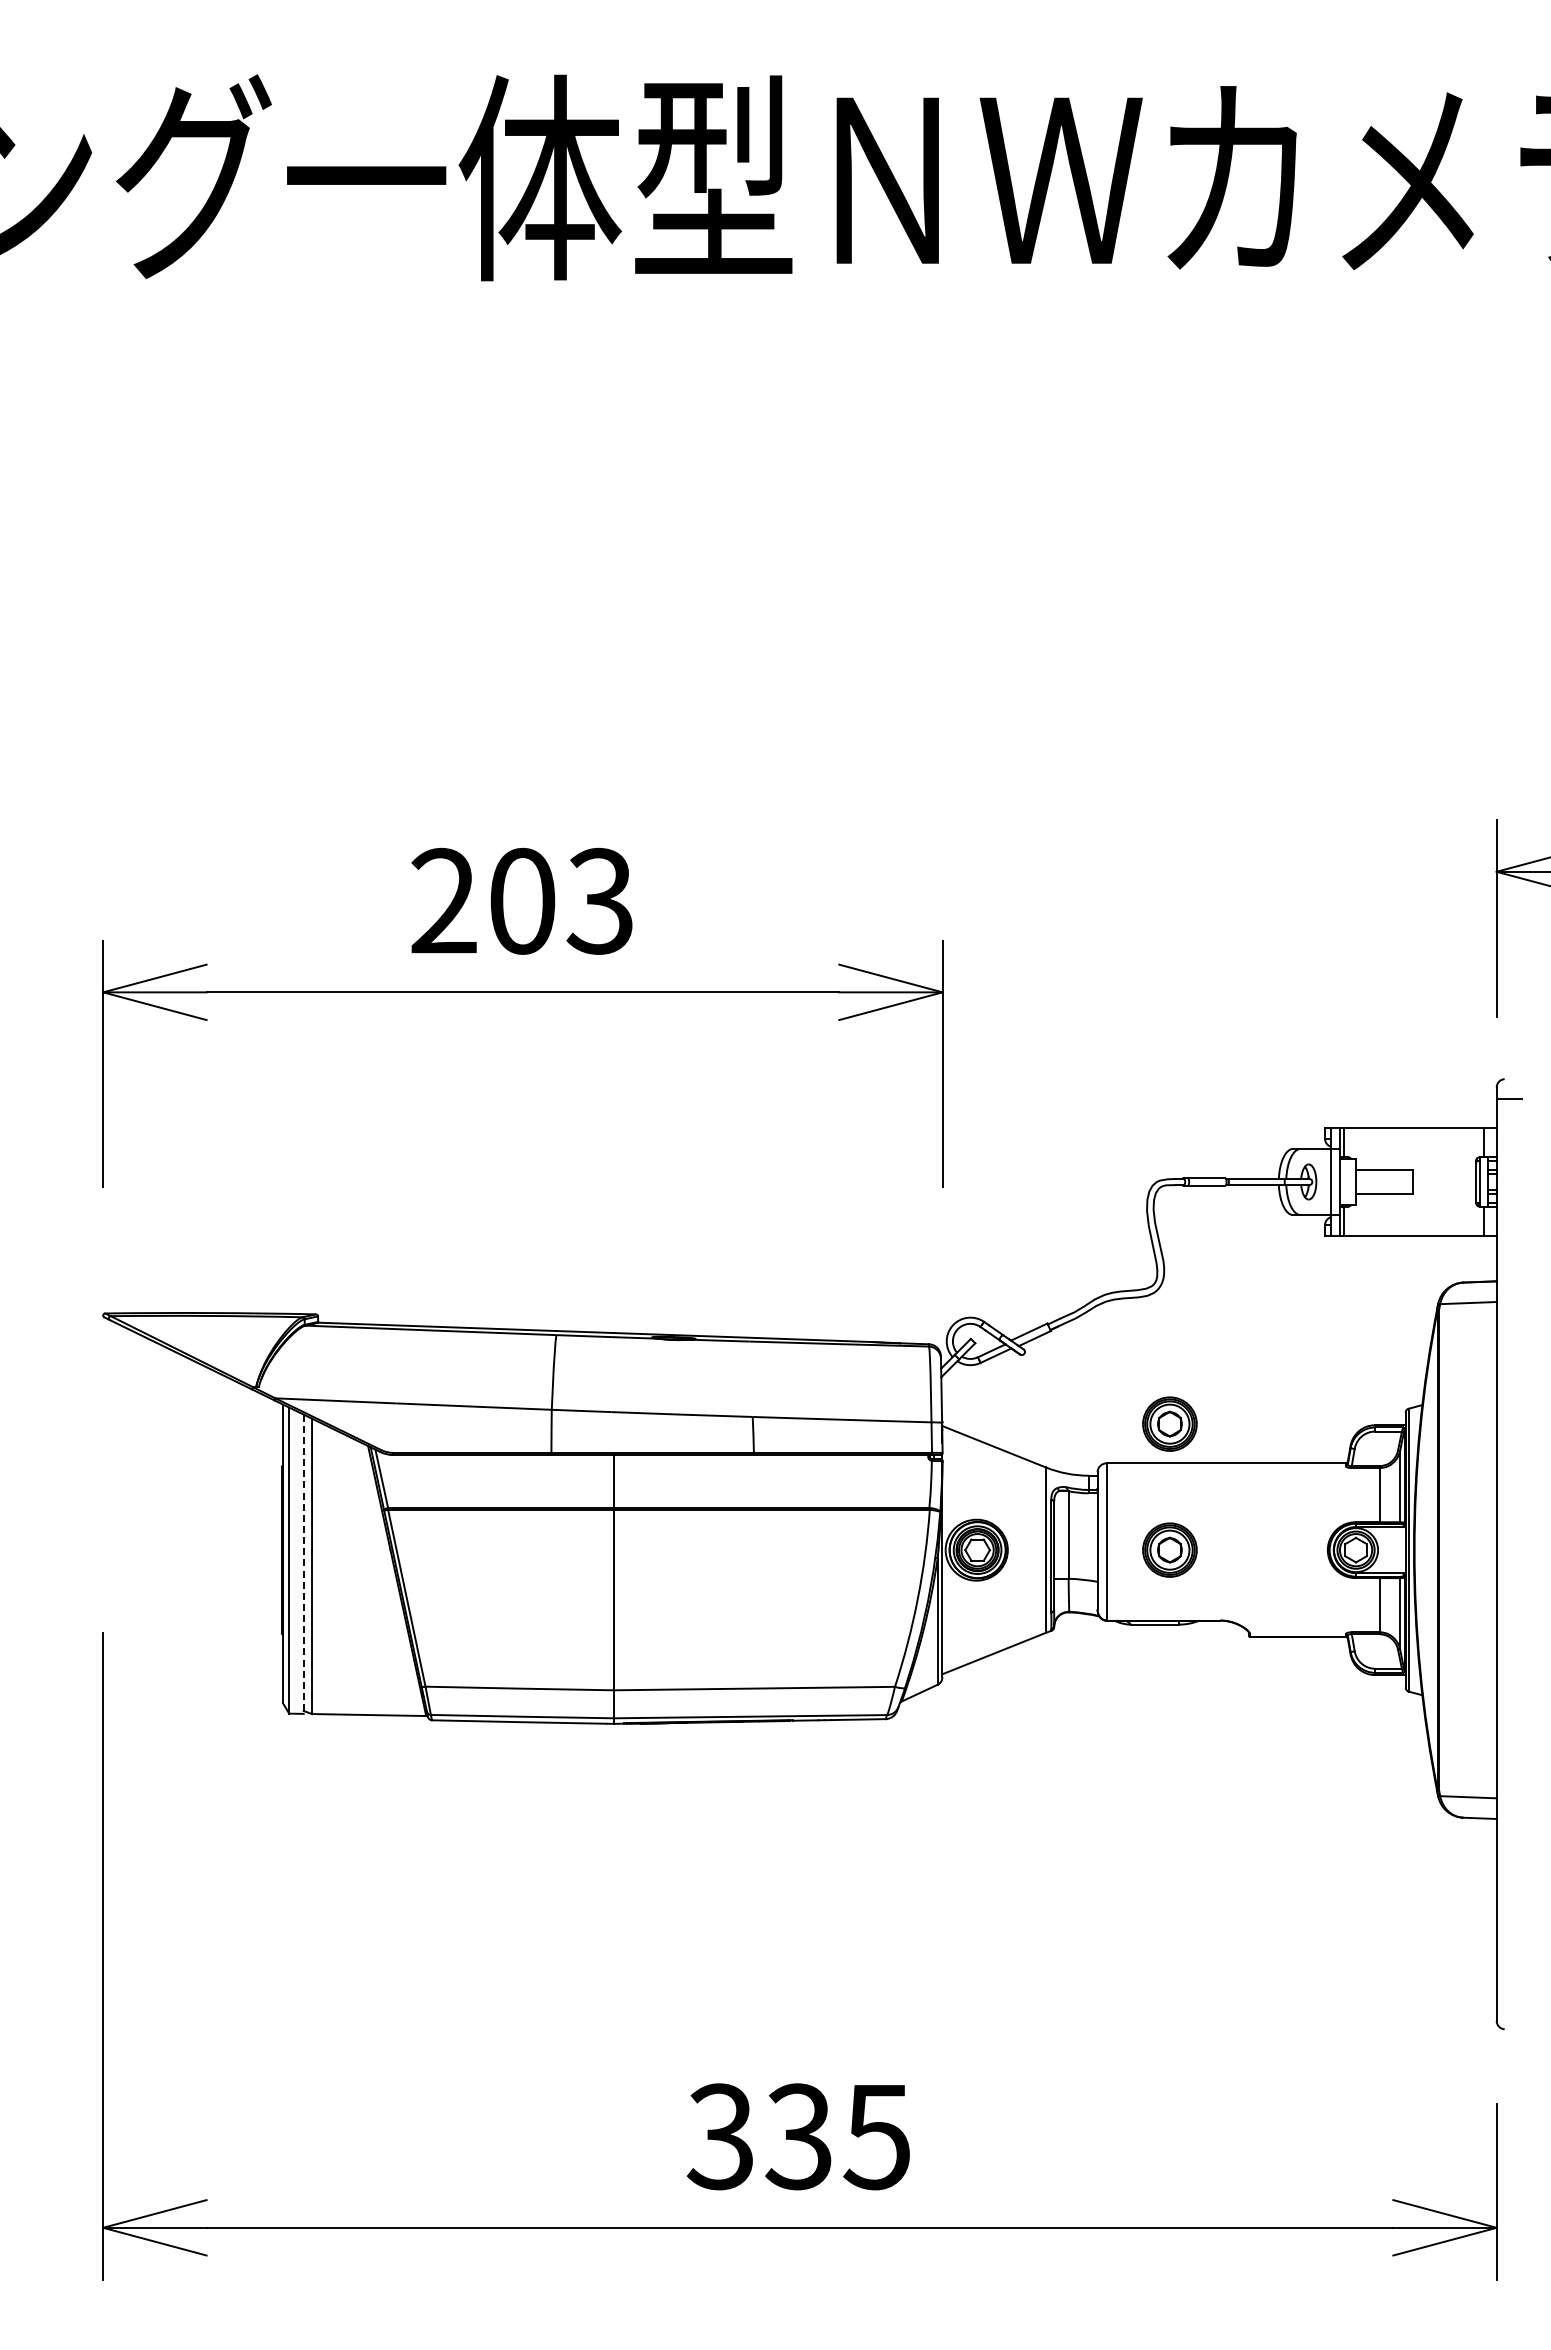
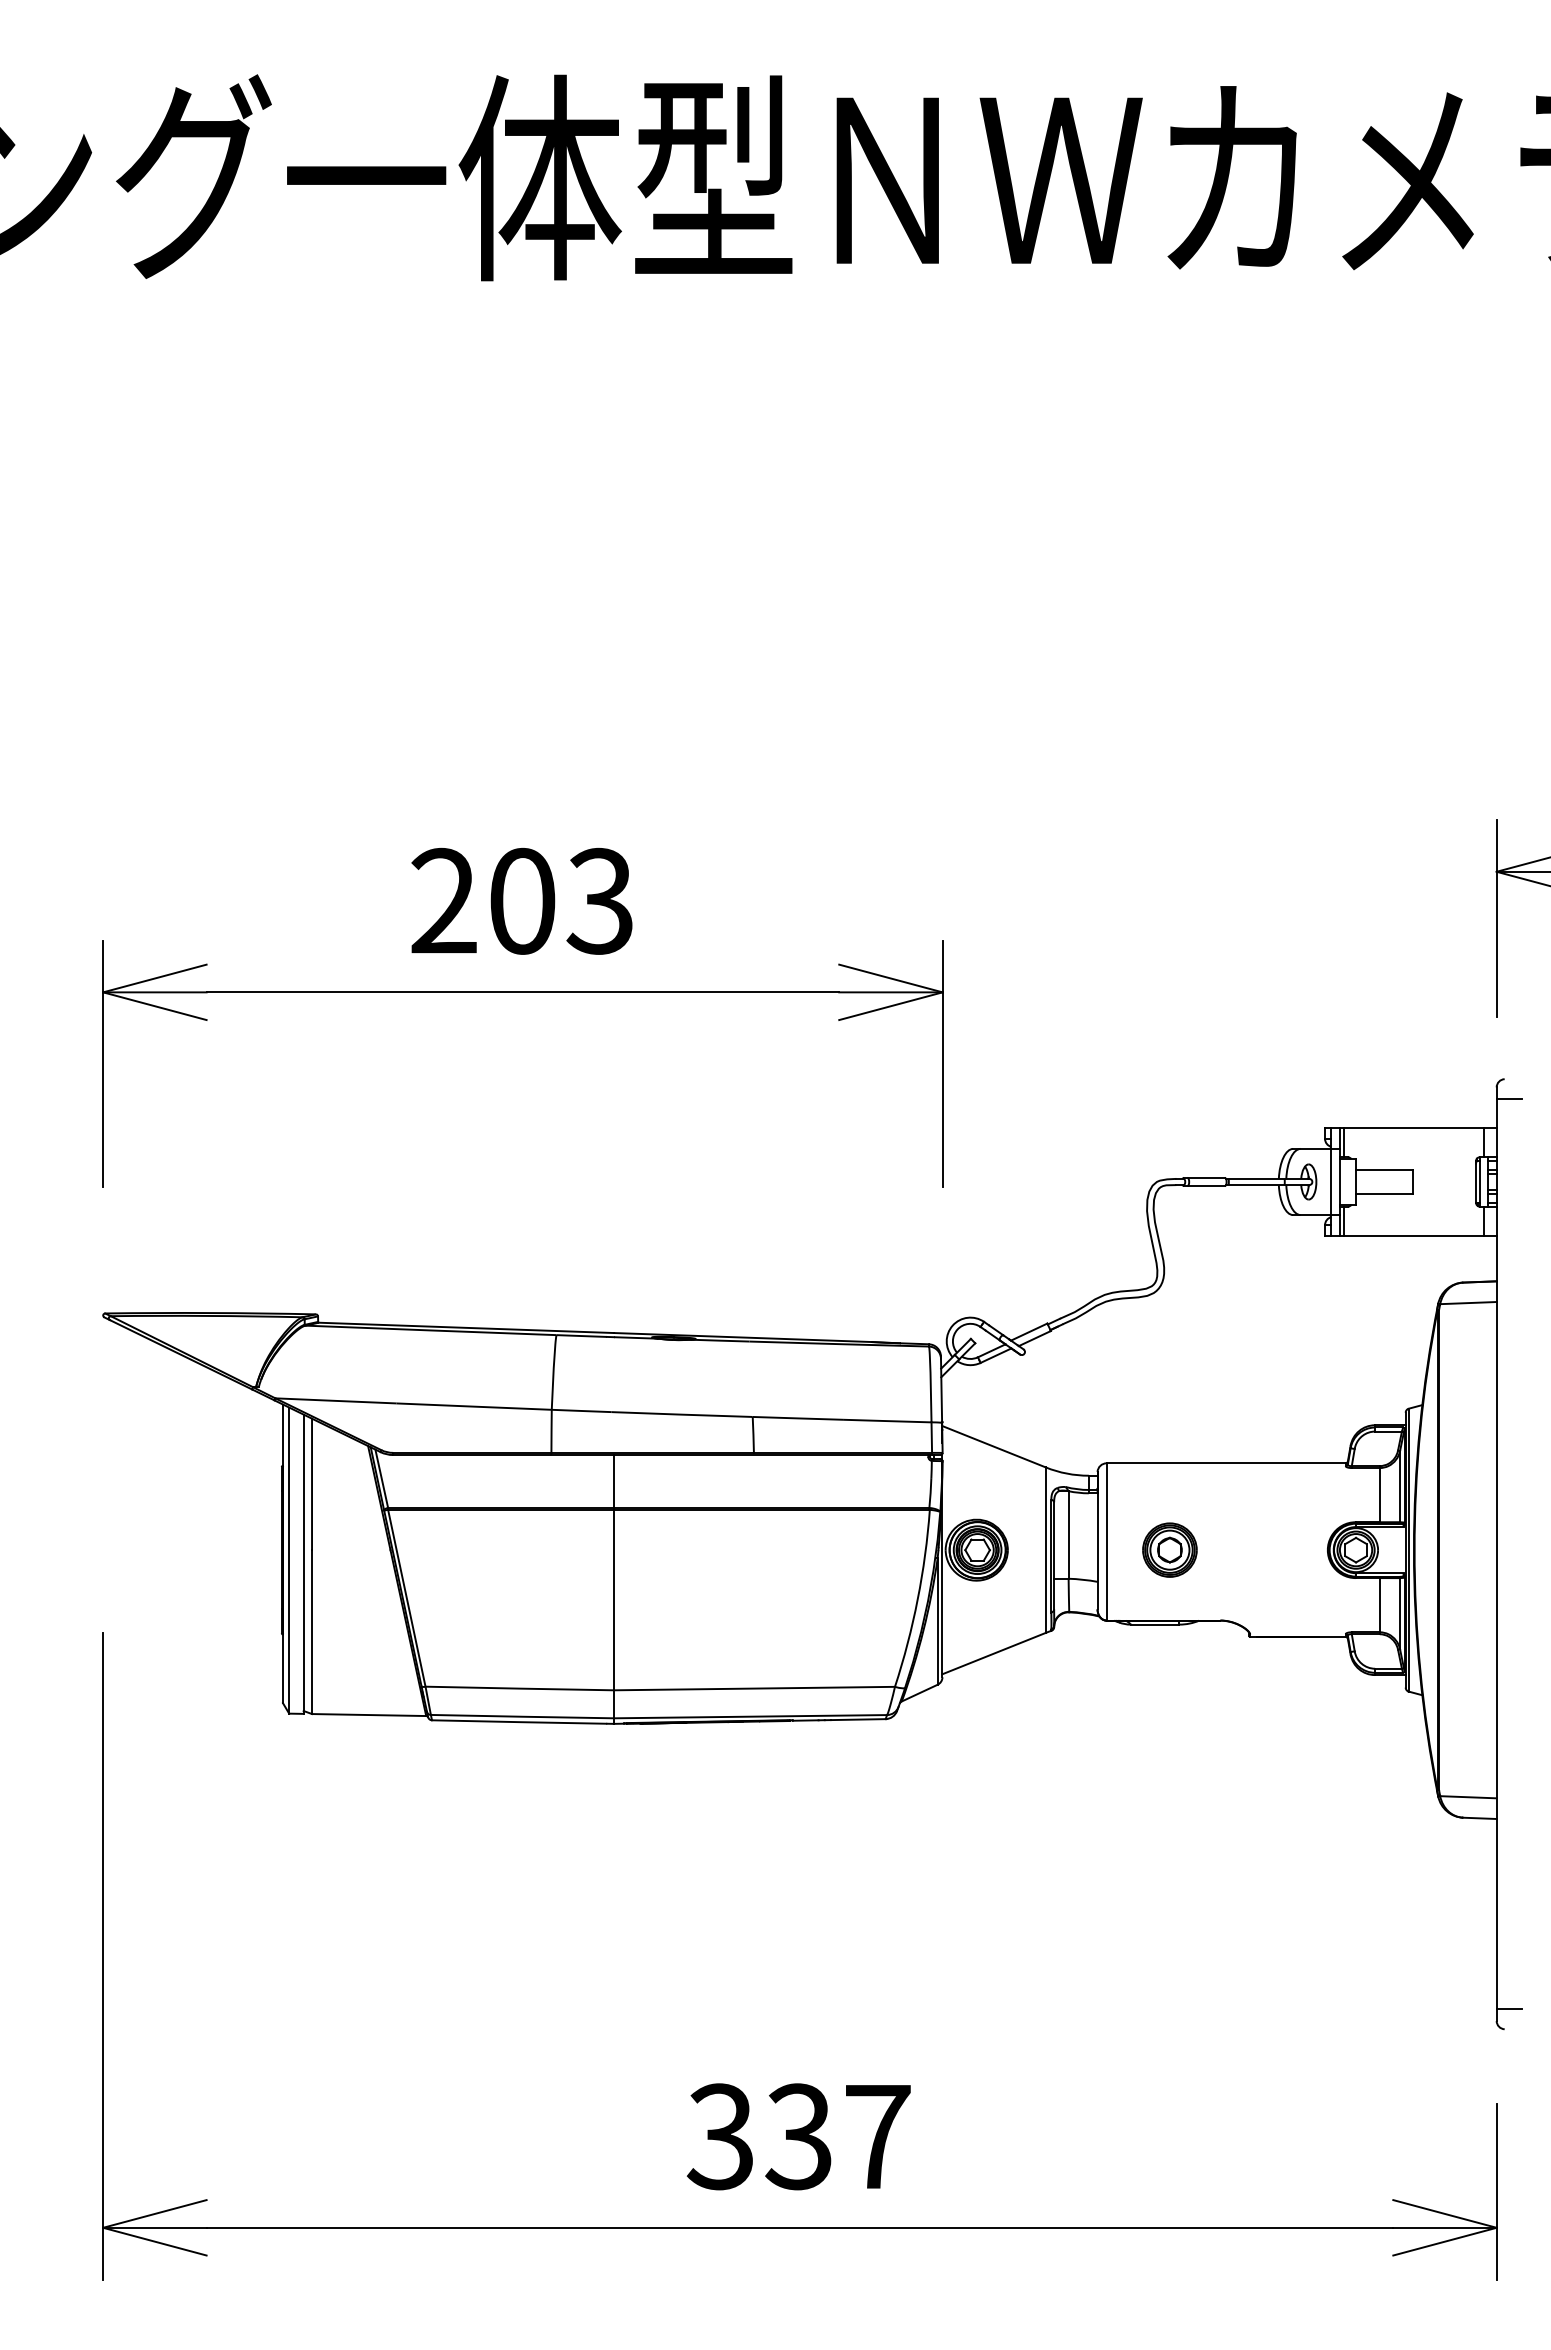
part: present -> none (1169, 1423)
line: dashed -> solid (303, 1564)
line: none -> present (1508, 2009)
text: 335 -> 337 (876, 2137)
